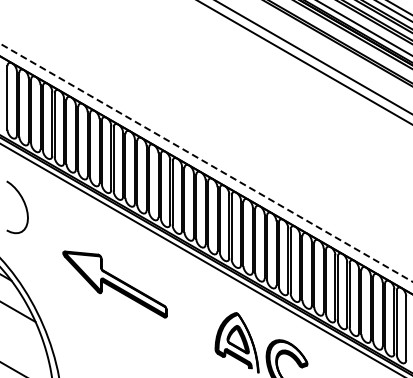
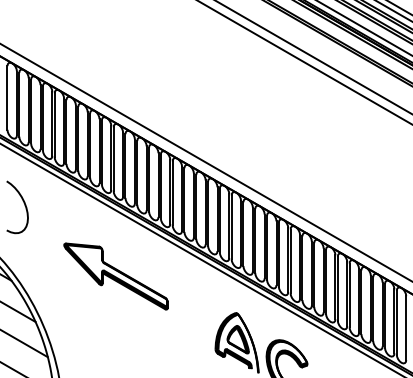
line: dashed -> solid (206, 162)
part position: (114, 284) -> (115, 276) (115, 276)
line: none -> present (24, 344)
